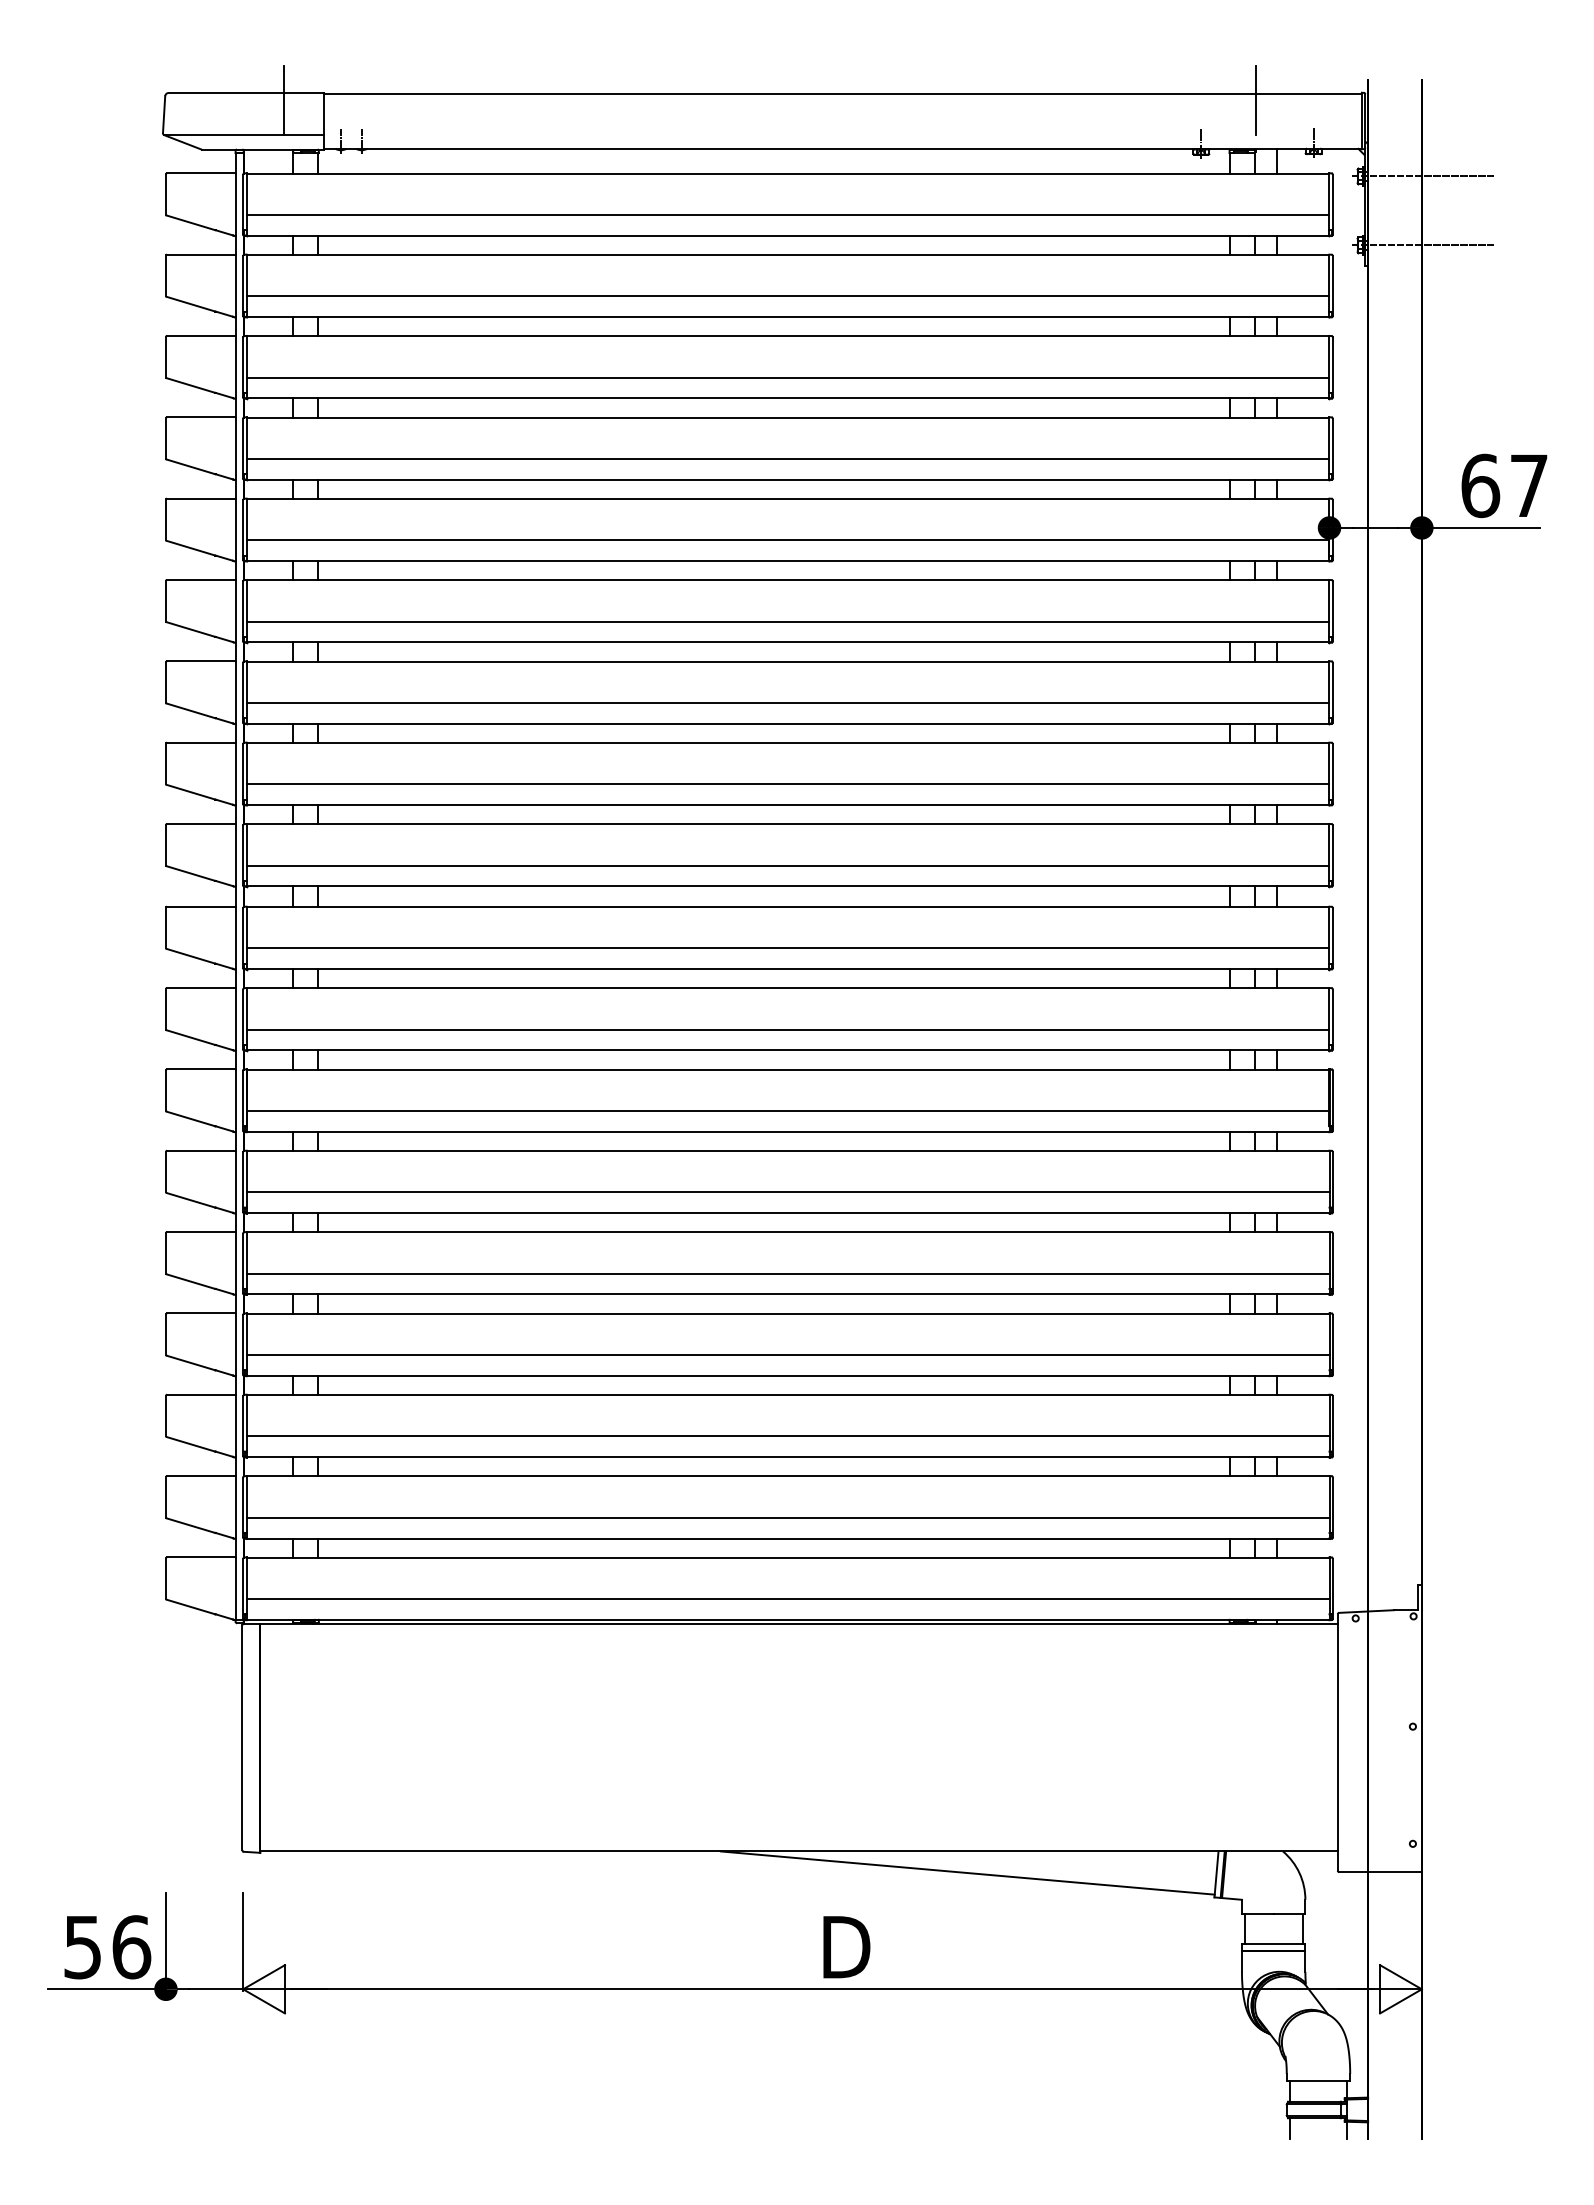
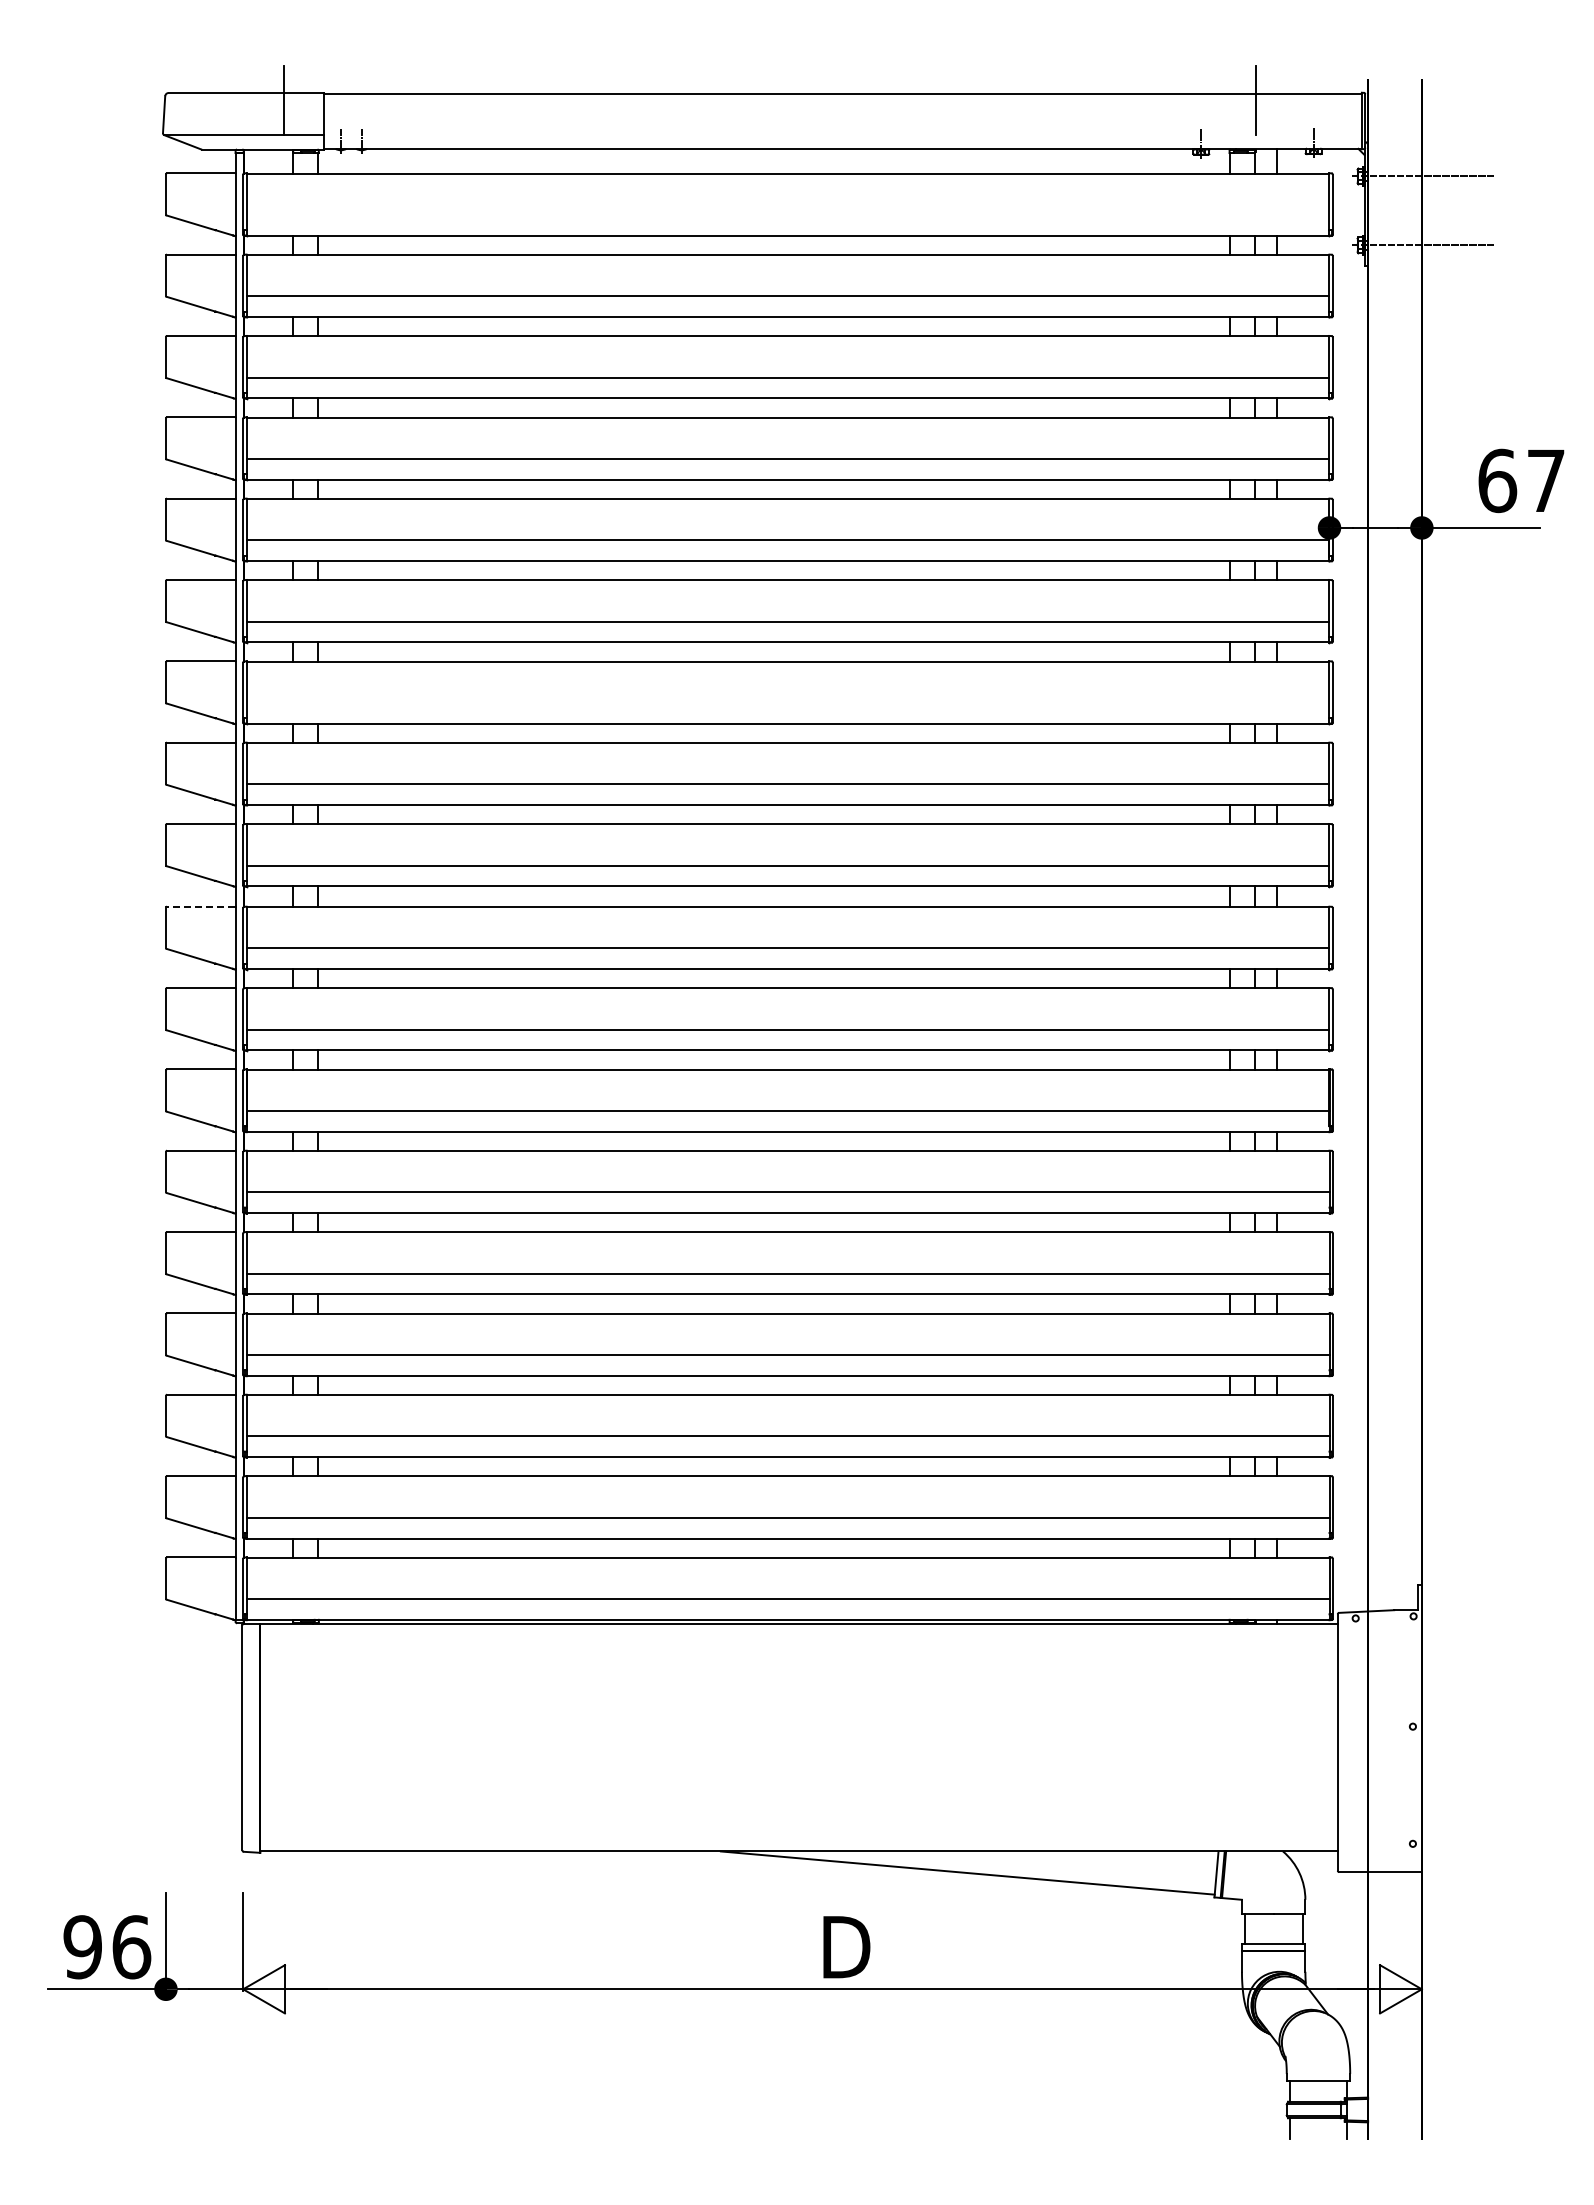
line: present -> none (787, 215)
text position: (1504, 485) -> (1521, 480) (1521, 480)
line: present -> none (787, 703)
line: solid -> dashed (200, 906)
text: 56 -> 96 (82, 1947)
